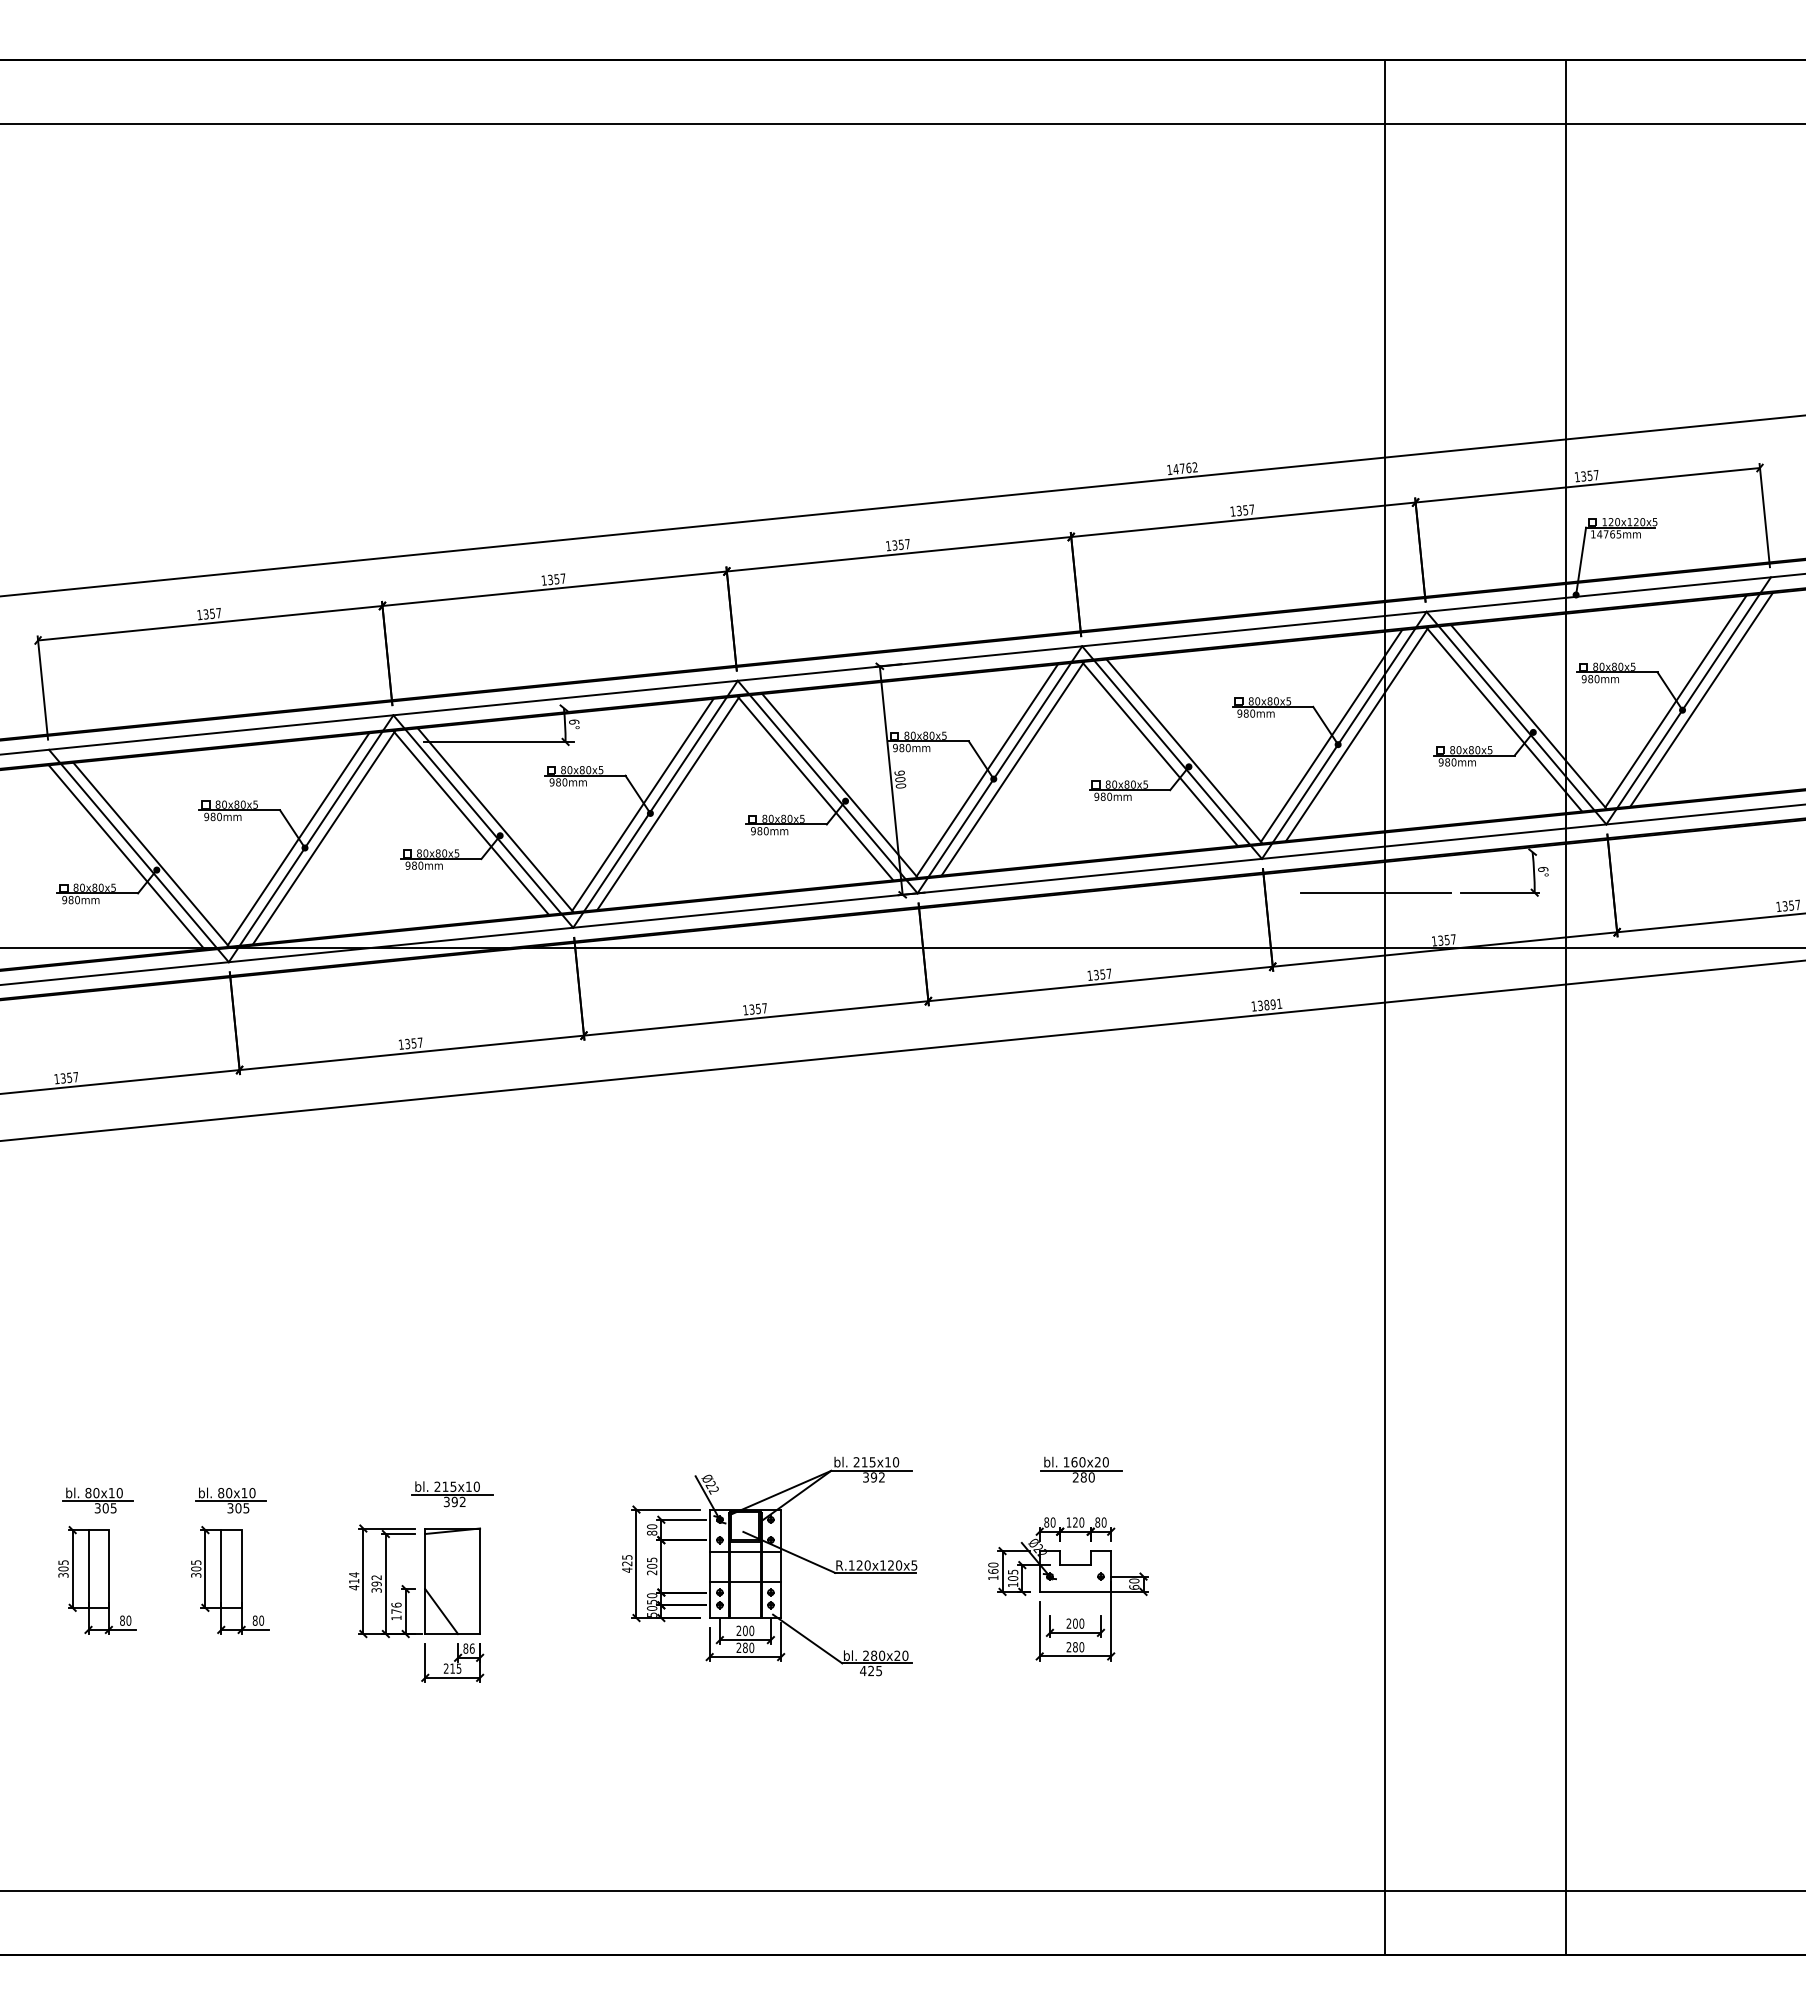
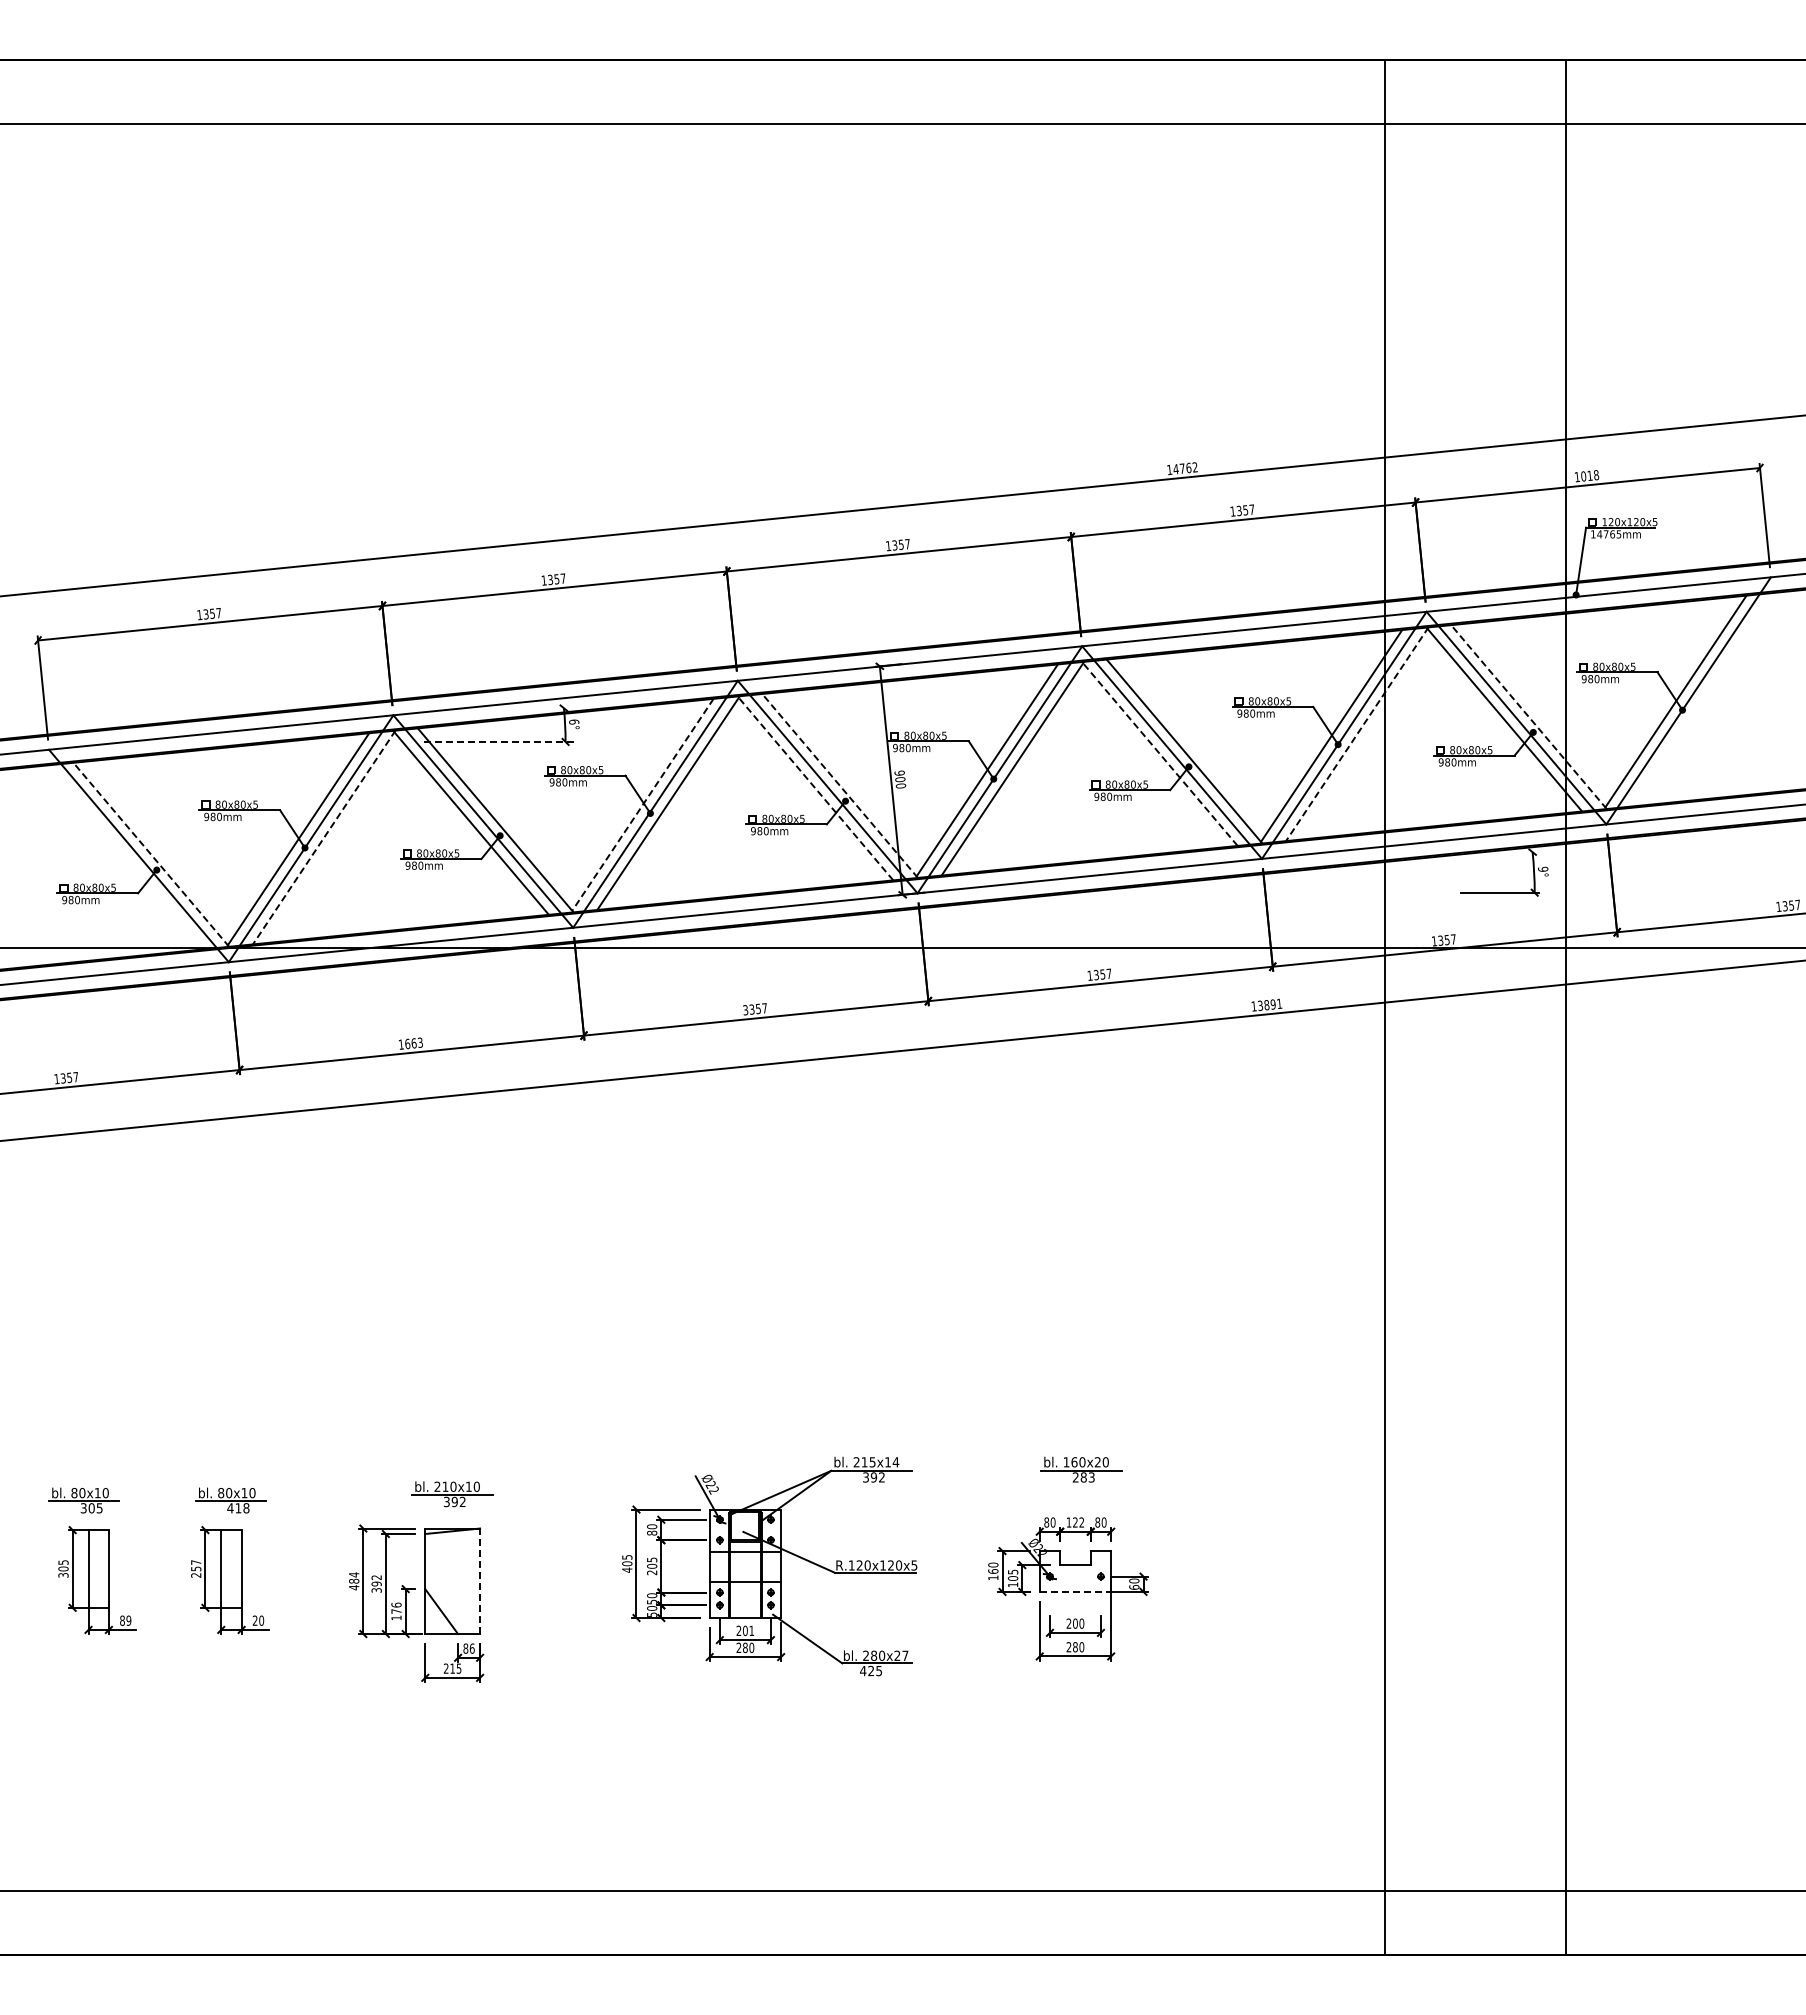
text: 1357 -> 1018 (1590, 475)
line: present -> none (1701, 699)
line: solid -> dashed (1528, 716)
line: solid -> dashed (1357, 734)
line: solid -> dashed (499, 741)
line: solid -> dashed (1159, 753)
line: solid -> dashed (840, 785)
line: solid -> dashed (815, 788)
line: solid -> dashed (642, 805)
line: solid -> dashed (323, 837)
line: solid -> dashed (151, 854)
line: present -> none (126, 857)
text: 6° -> 9° (1543, 868)
line: present -> none (1375, 892)
text: 1357 -> 3357 (745, 1010)
text: 1357 -> 1663 (413, 1043)
text: 215x10 -> 215x14 (895, 1462)
text: 280 -> 283 (1091, 1477)
text: 215x10 -> 210x10 (453, 1486)
part position: (97, 1500) -> (83, 1500) (83, 1500)
text: 305 -> 418 (238, 1508)
text: 120 -> 122 (1081, 1522)
text: 425 -> 405 (627, 1563)
text: 305 -> 257 (196, 1568)
text: 414 -> 484 (354, 1580)
line: solid -> dashed (480, 1581)
line: solid -> dashed (1075, 1591)
text: 80 -> 89 (128, 1620)
text: 80 -> 20 (254, 1620)
text: 200 -> 201 (751, 1630)
text: 280x20 -> 280x27 (905, 1655)
